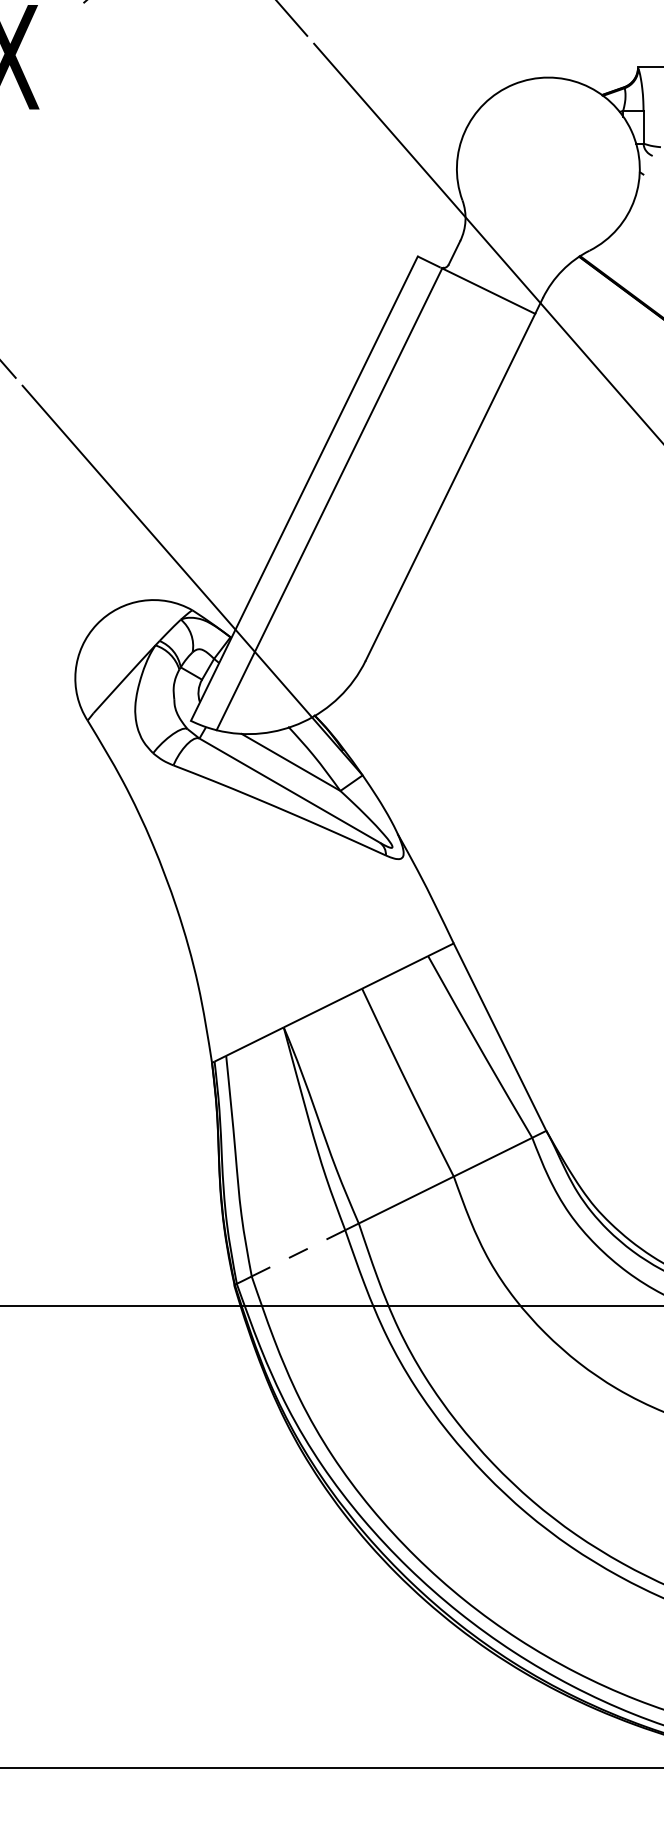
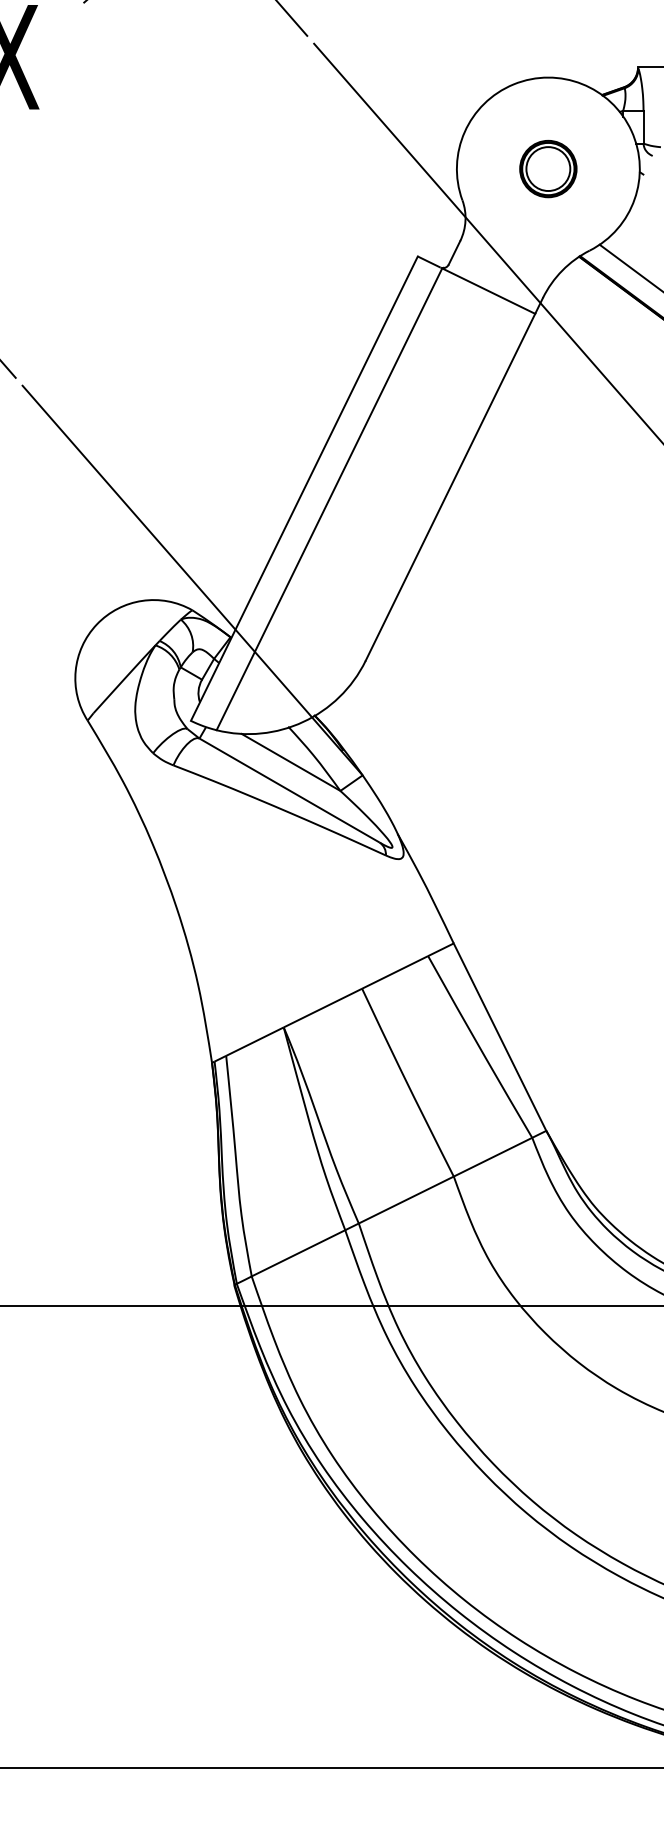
part: none -> present (548, 169)
line: none -> present (629, 267)
line: dashed -> solid (298, 1253)
